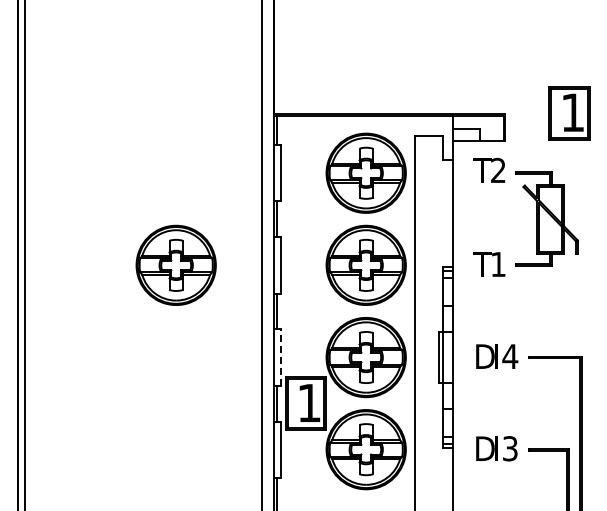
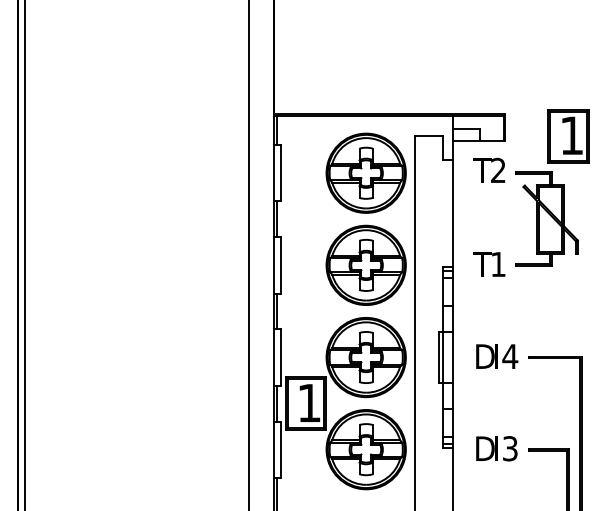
part position: (569, 113) -> (568, 136) (568, 136)
line position: (261, 254) -> (248, 254) (248, 254)
part: present -> none (175, 264)
line: dashed -> solid (280, 357)
